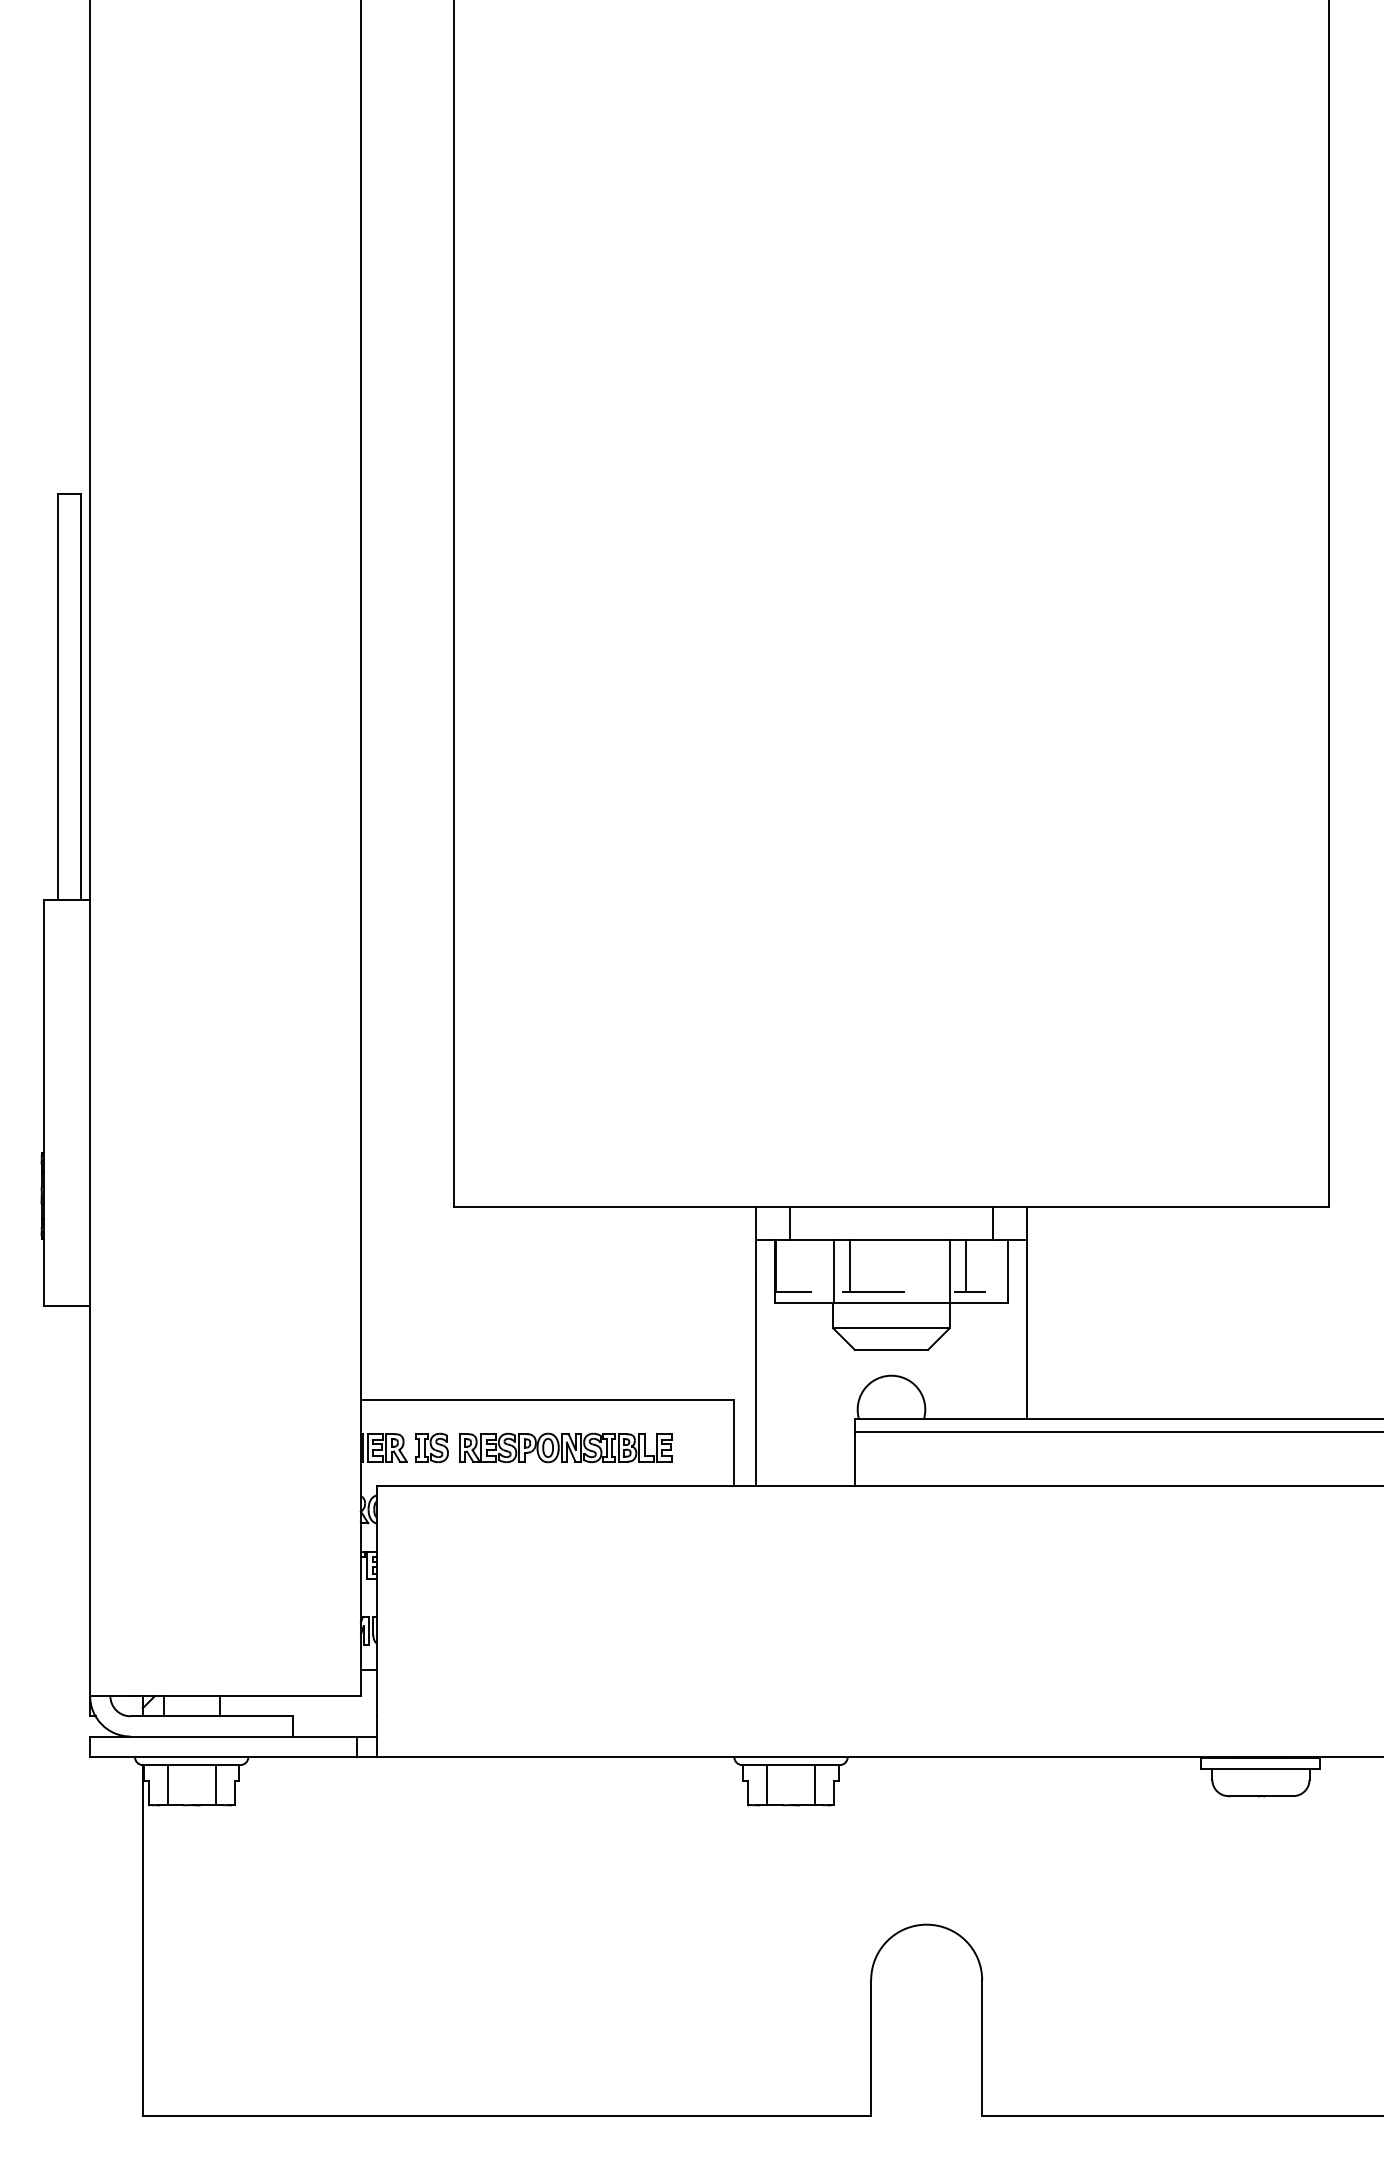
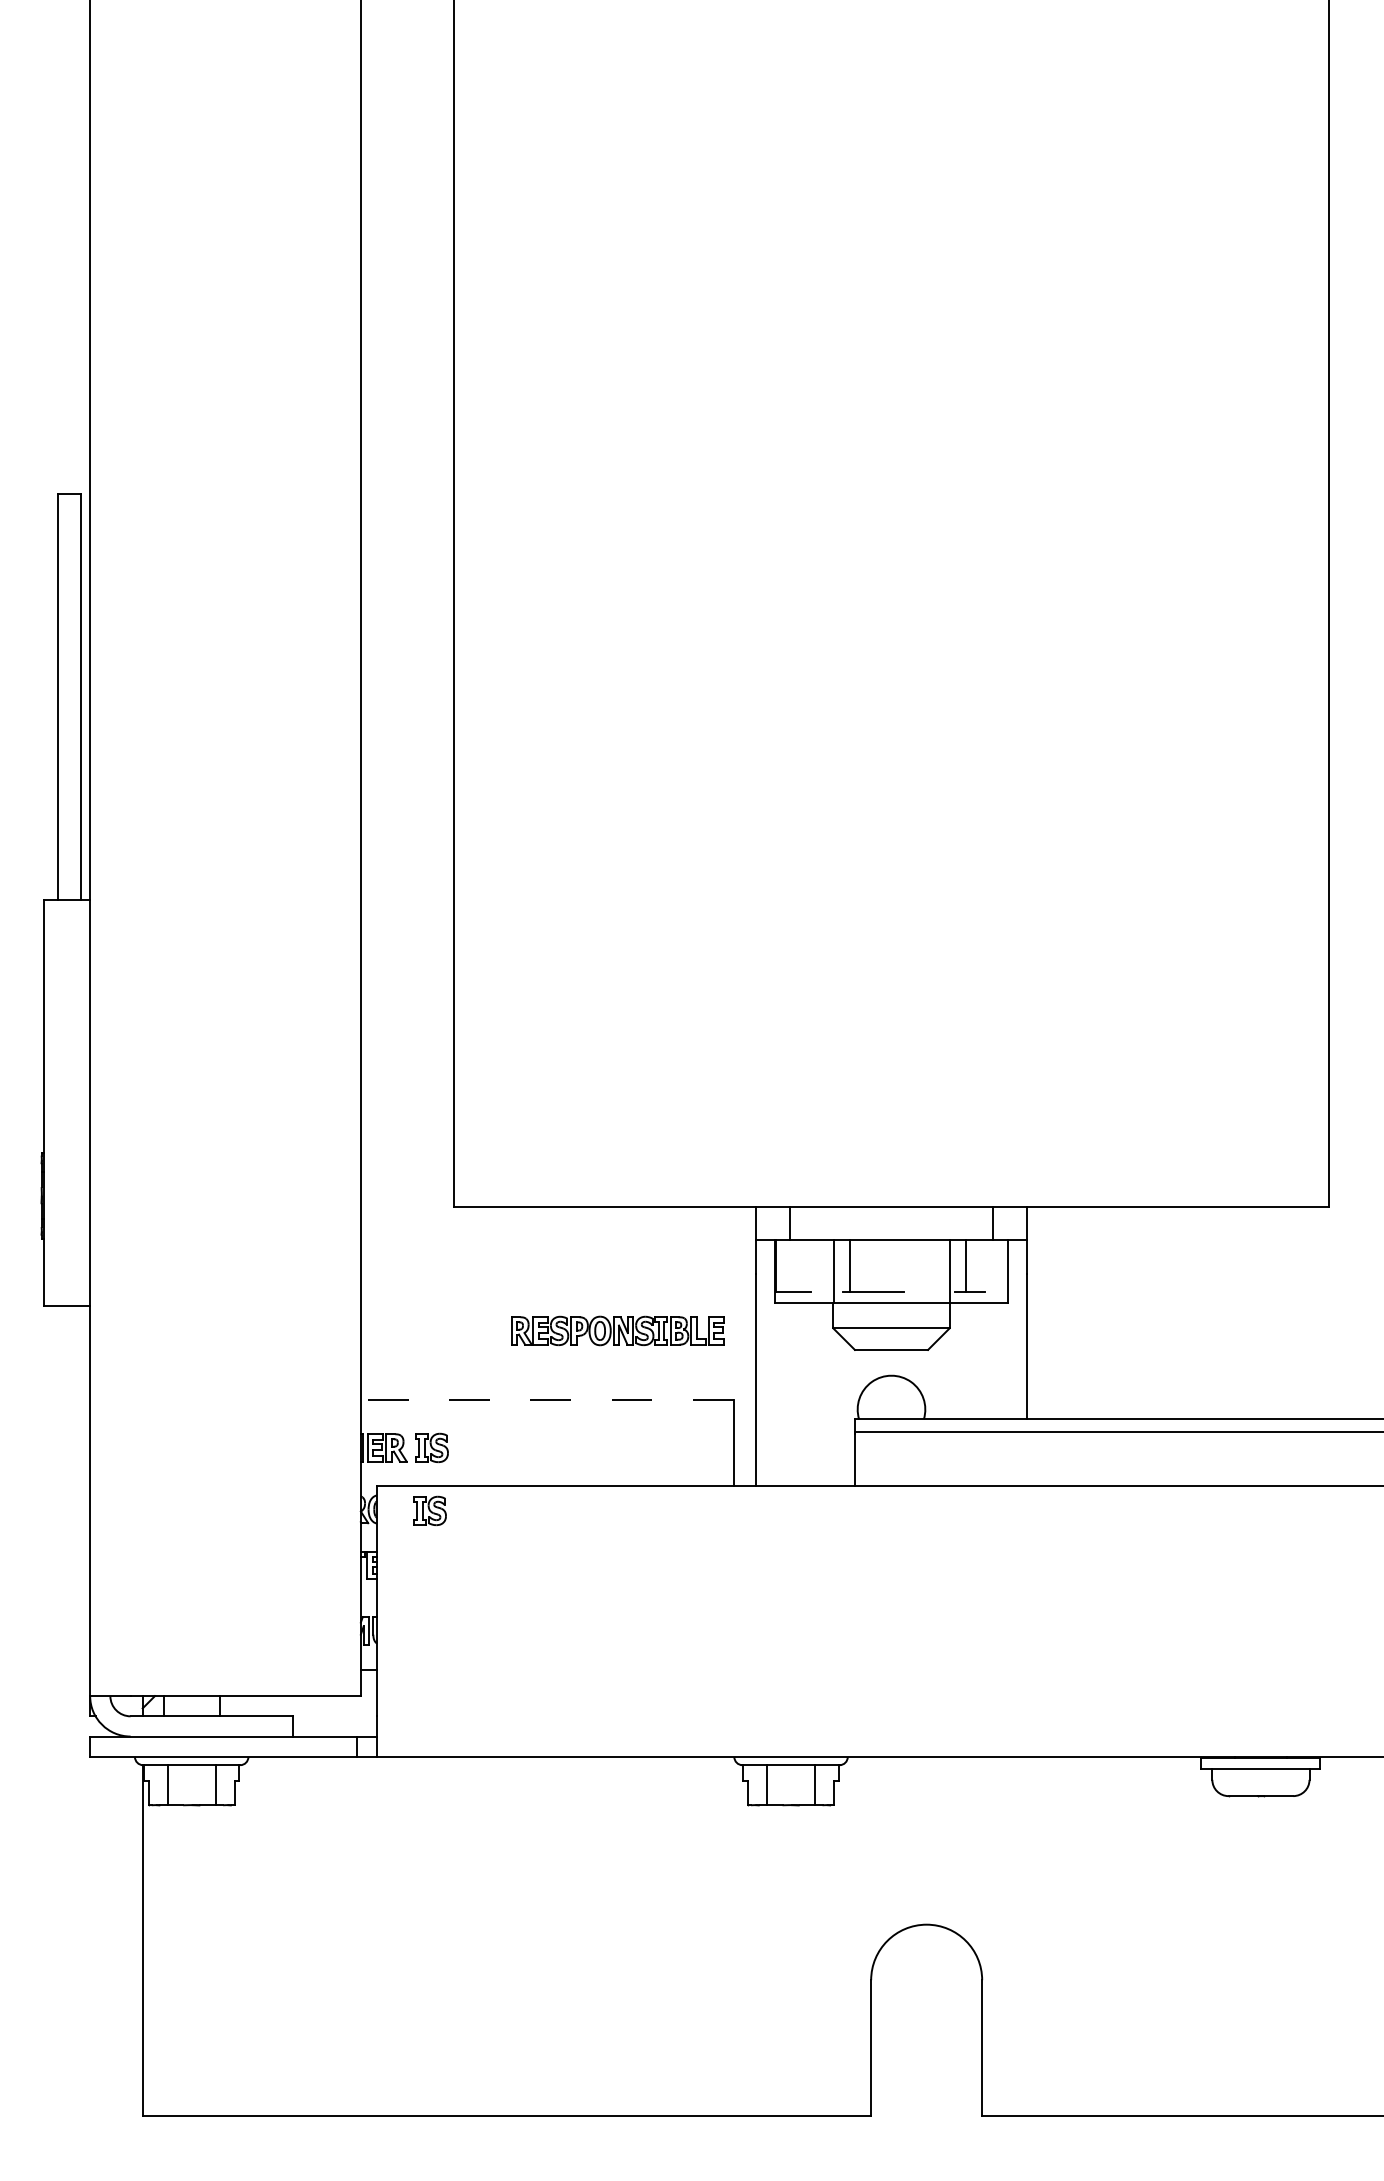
line: solid -> dashed (546, 1399)
part position: (565, 1447) -> (617, 1330) (617, 1330)
part: none -> present (429, 1510)
